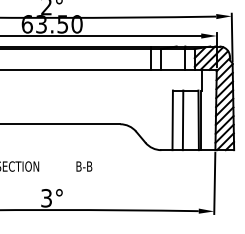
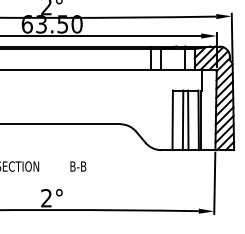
line: none -> present (188, 120)
text position: (84, 166) -> (78, 166) (78, 166)
text: 3° -> 2° (46, 198)
